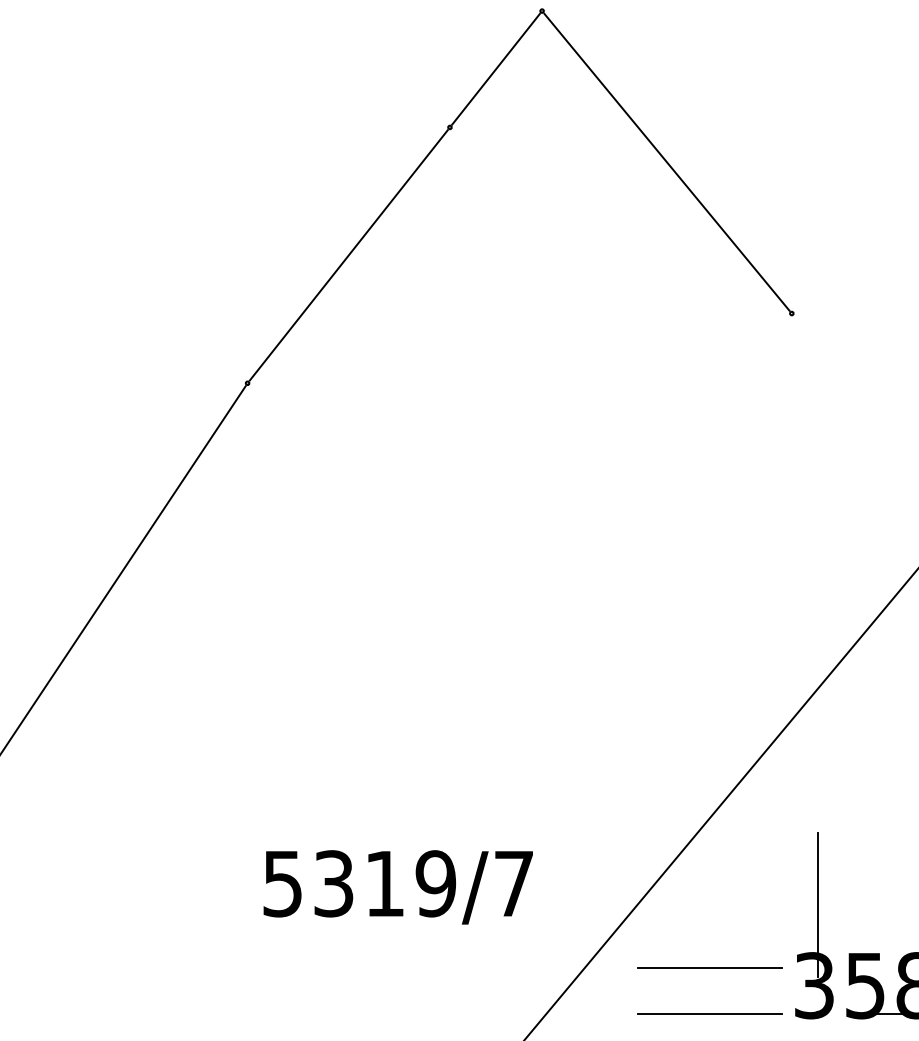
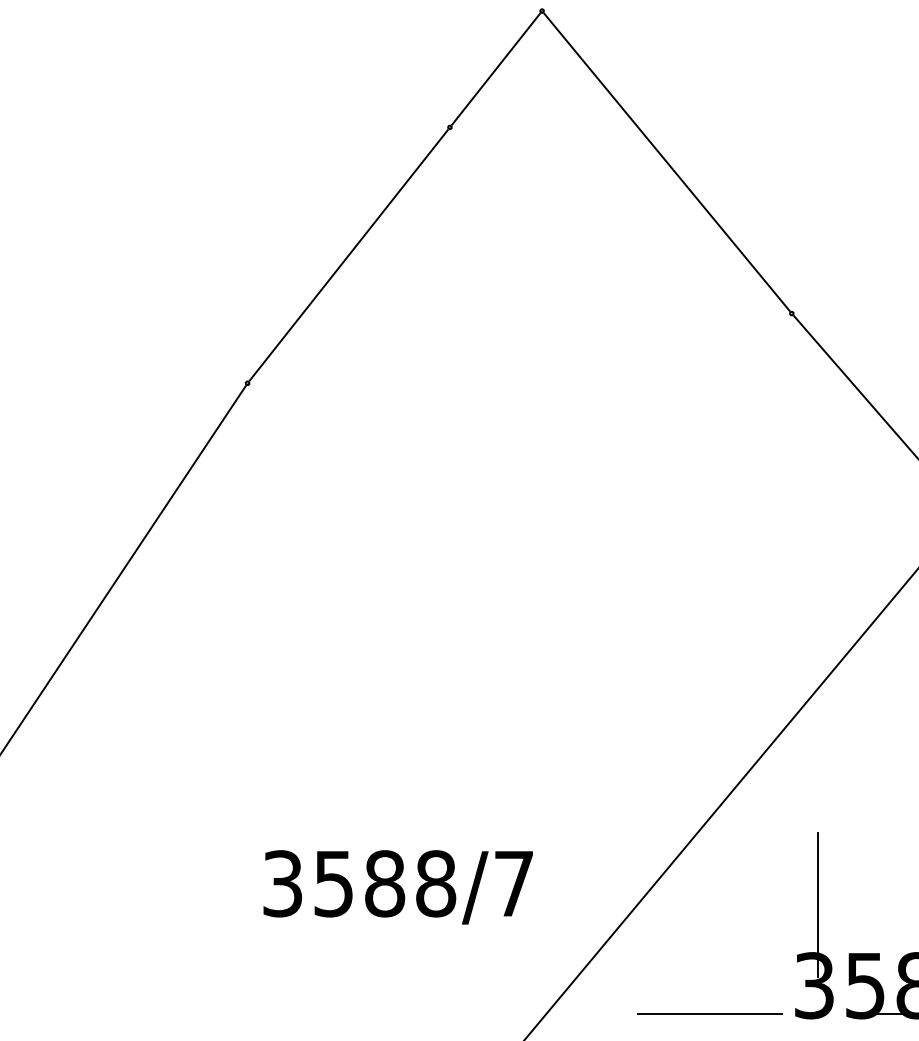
line: none -> present (854, 386)
text: 5319/7 -> 3588/7 (359, 883)
line: present -> none (709, 967)
